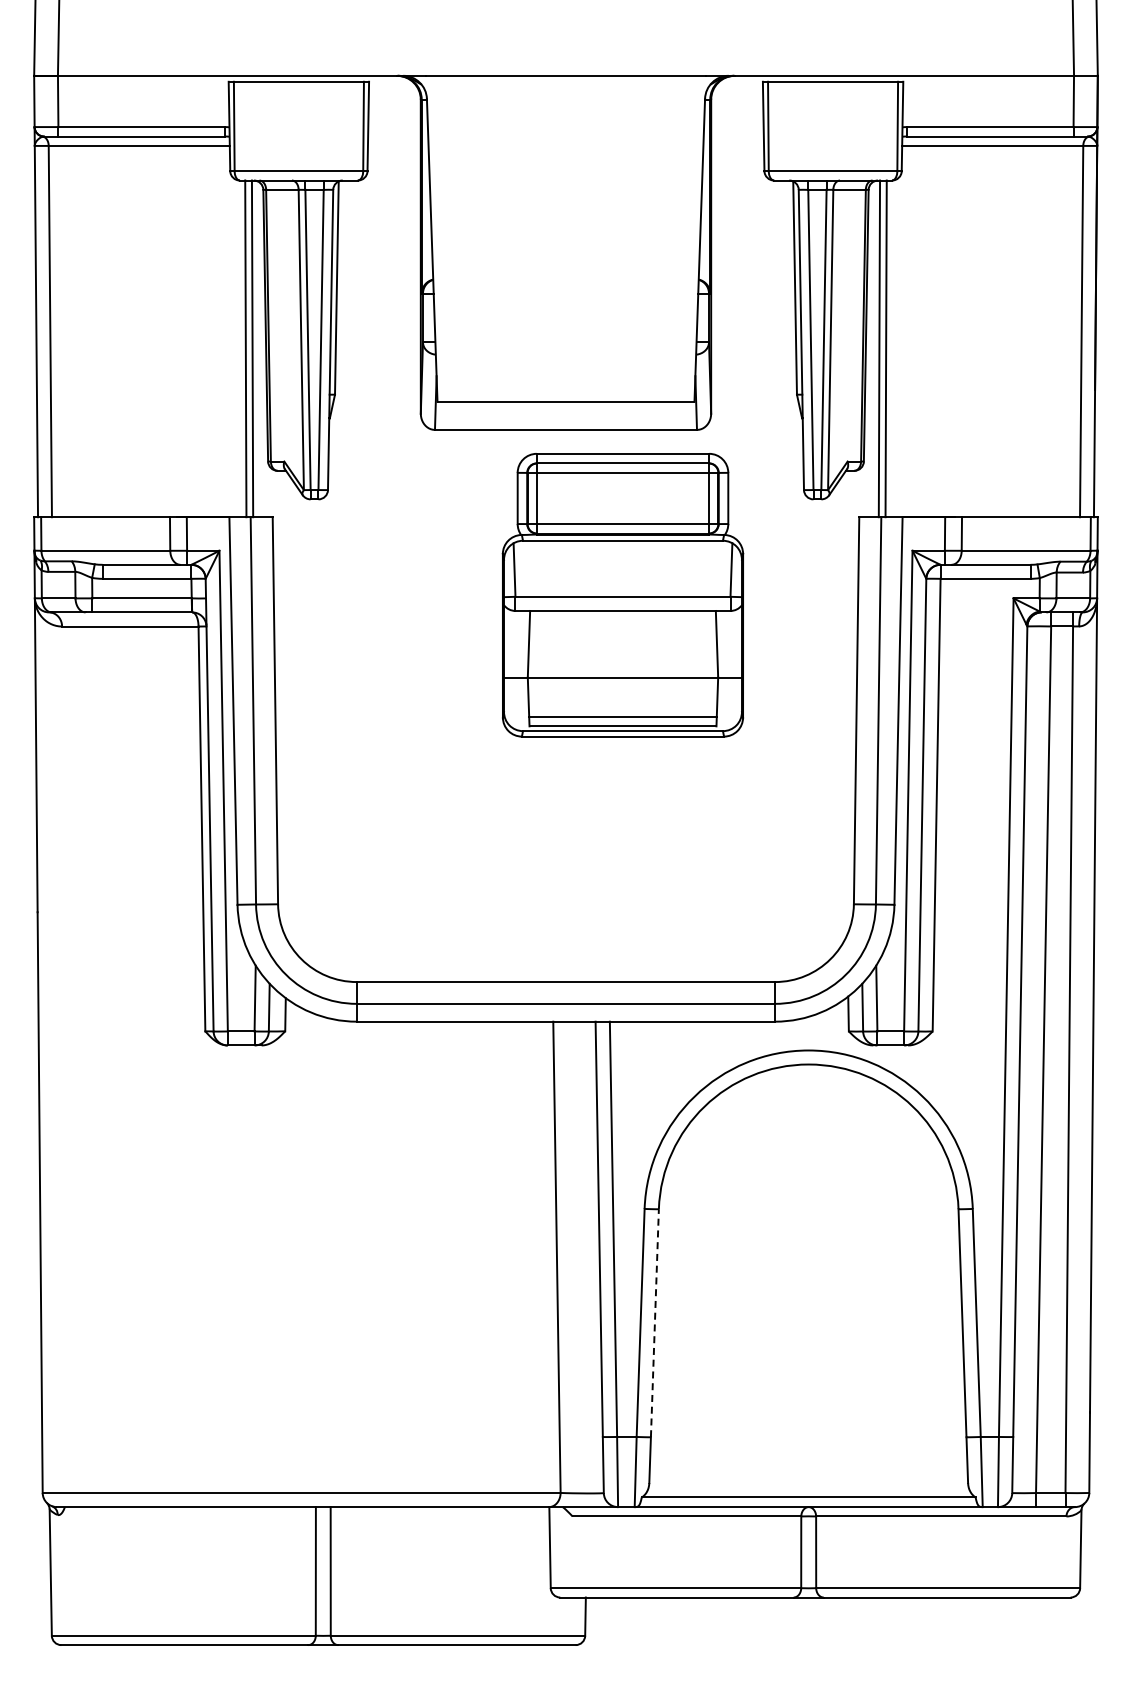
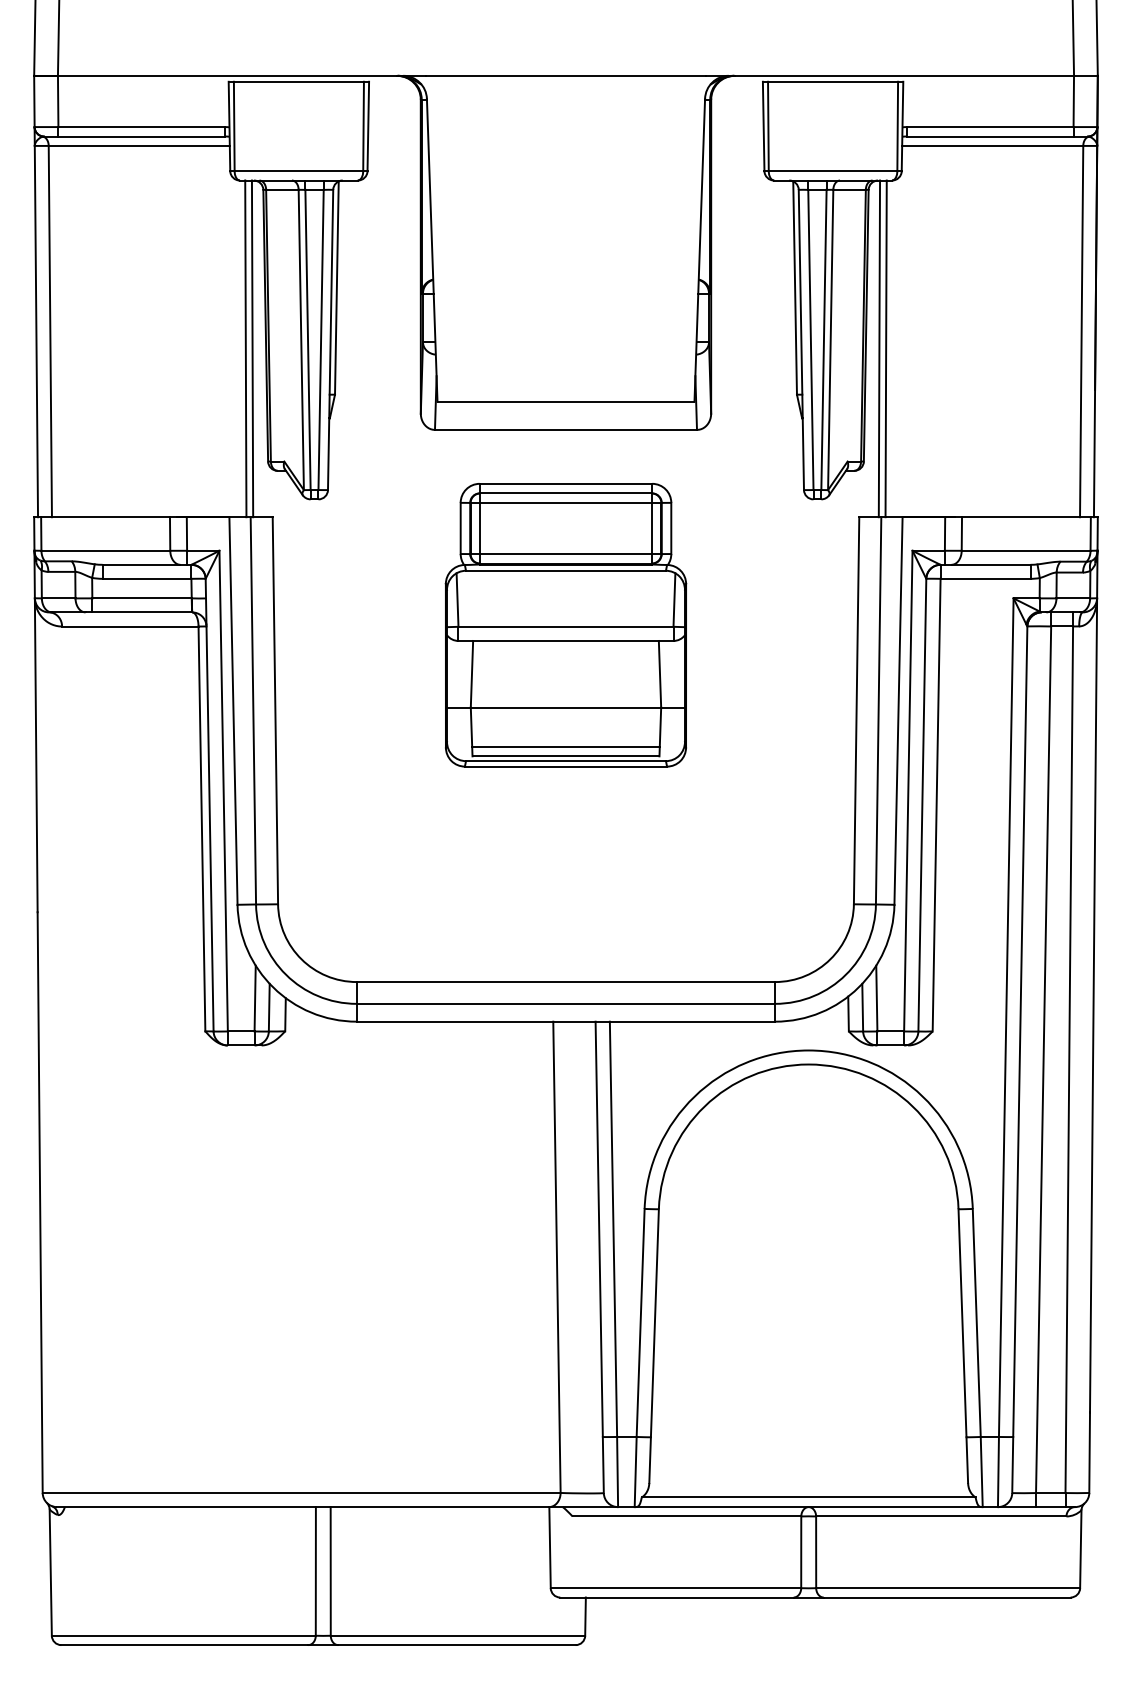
part position: (622, 595) -> (565, 625) (565, 625)
line: dashed -> solid (654, 1322)
